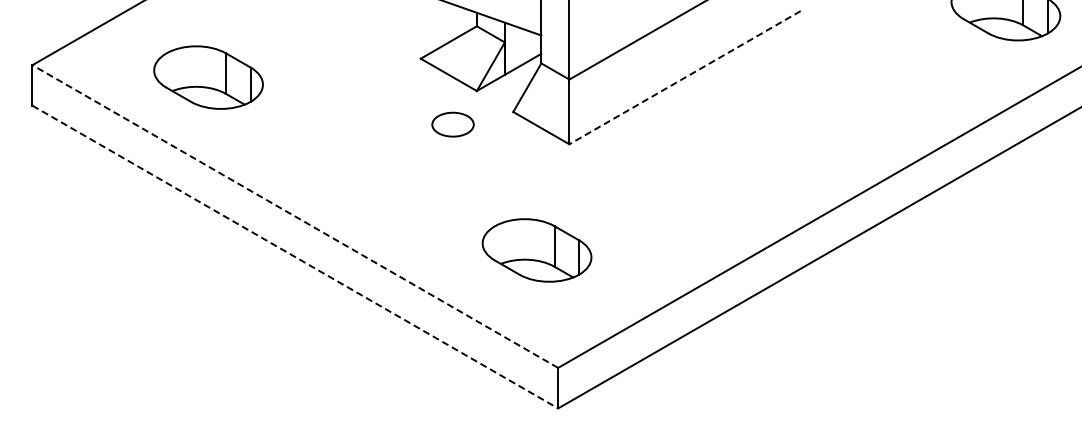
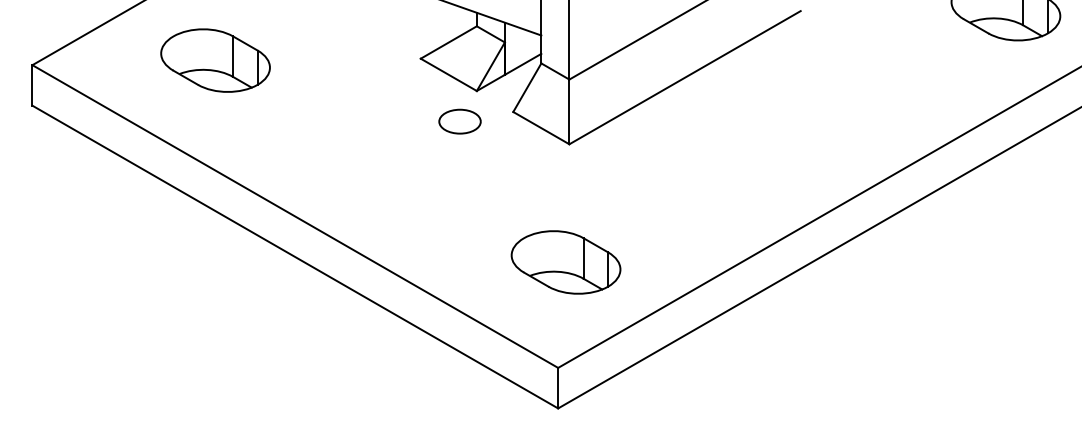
part position: (208, 77) -> (215, 60) (215, 60)
line: dashed -> solid (684, 77)
part position: (452, 124) -> (459, 121) (459, 121)
line: dashed -> solid (294, 216)
part position: (536, 250) -> (565, 262) (565, 262)
line: dashed -> solid (295, 257)
